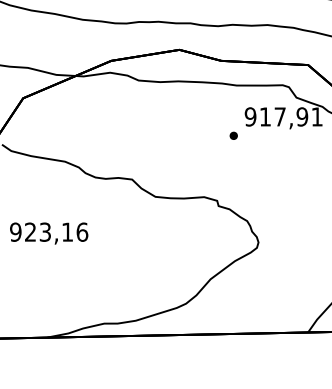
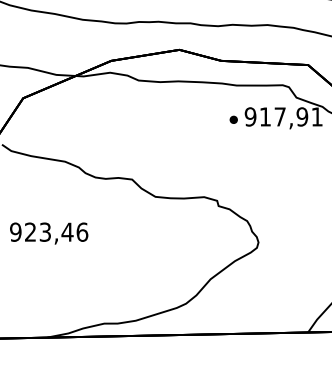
part position: (233, 135) -> (233, 119) (233, 119)
text: 923,16 -> 923,46 (67, 231)
